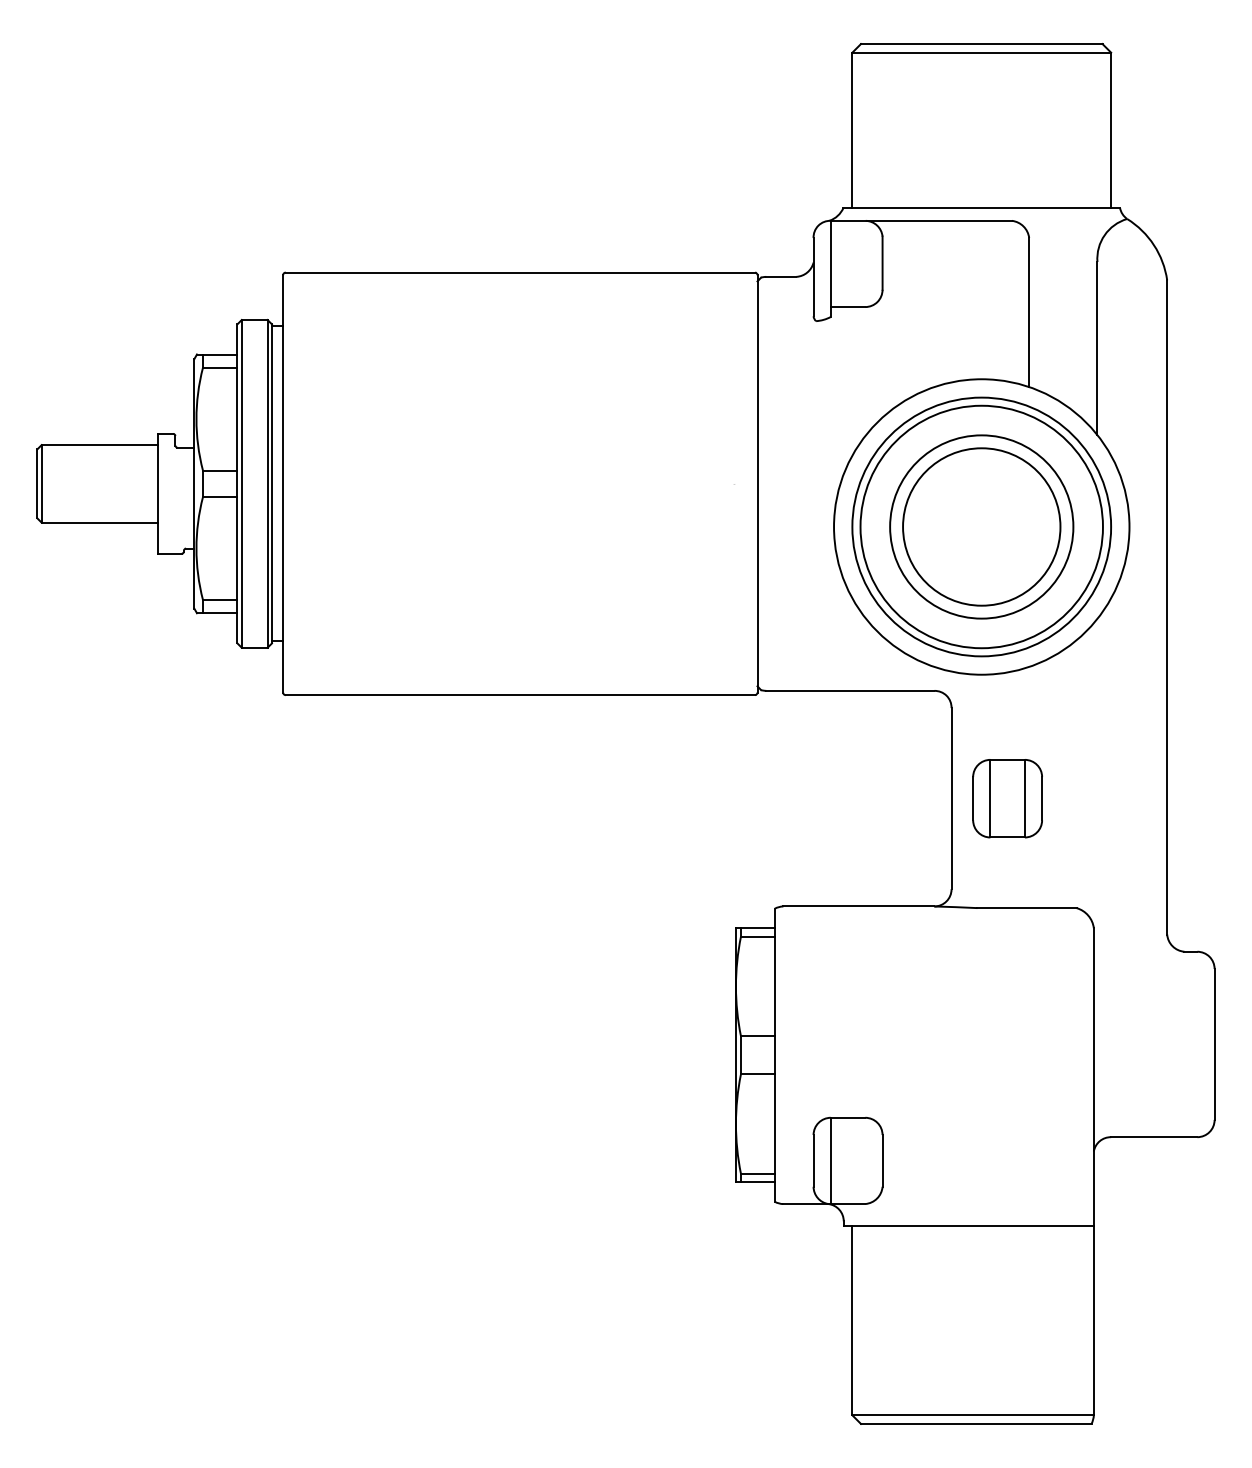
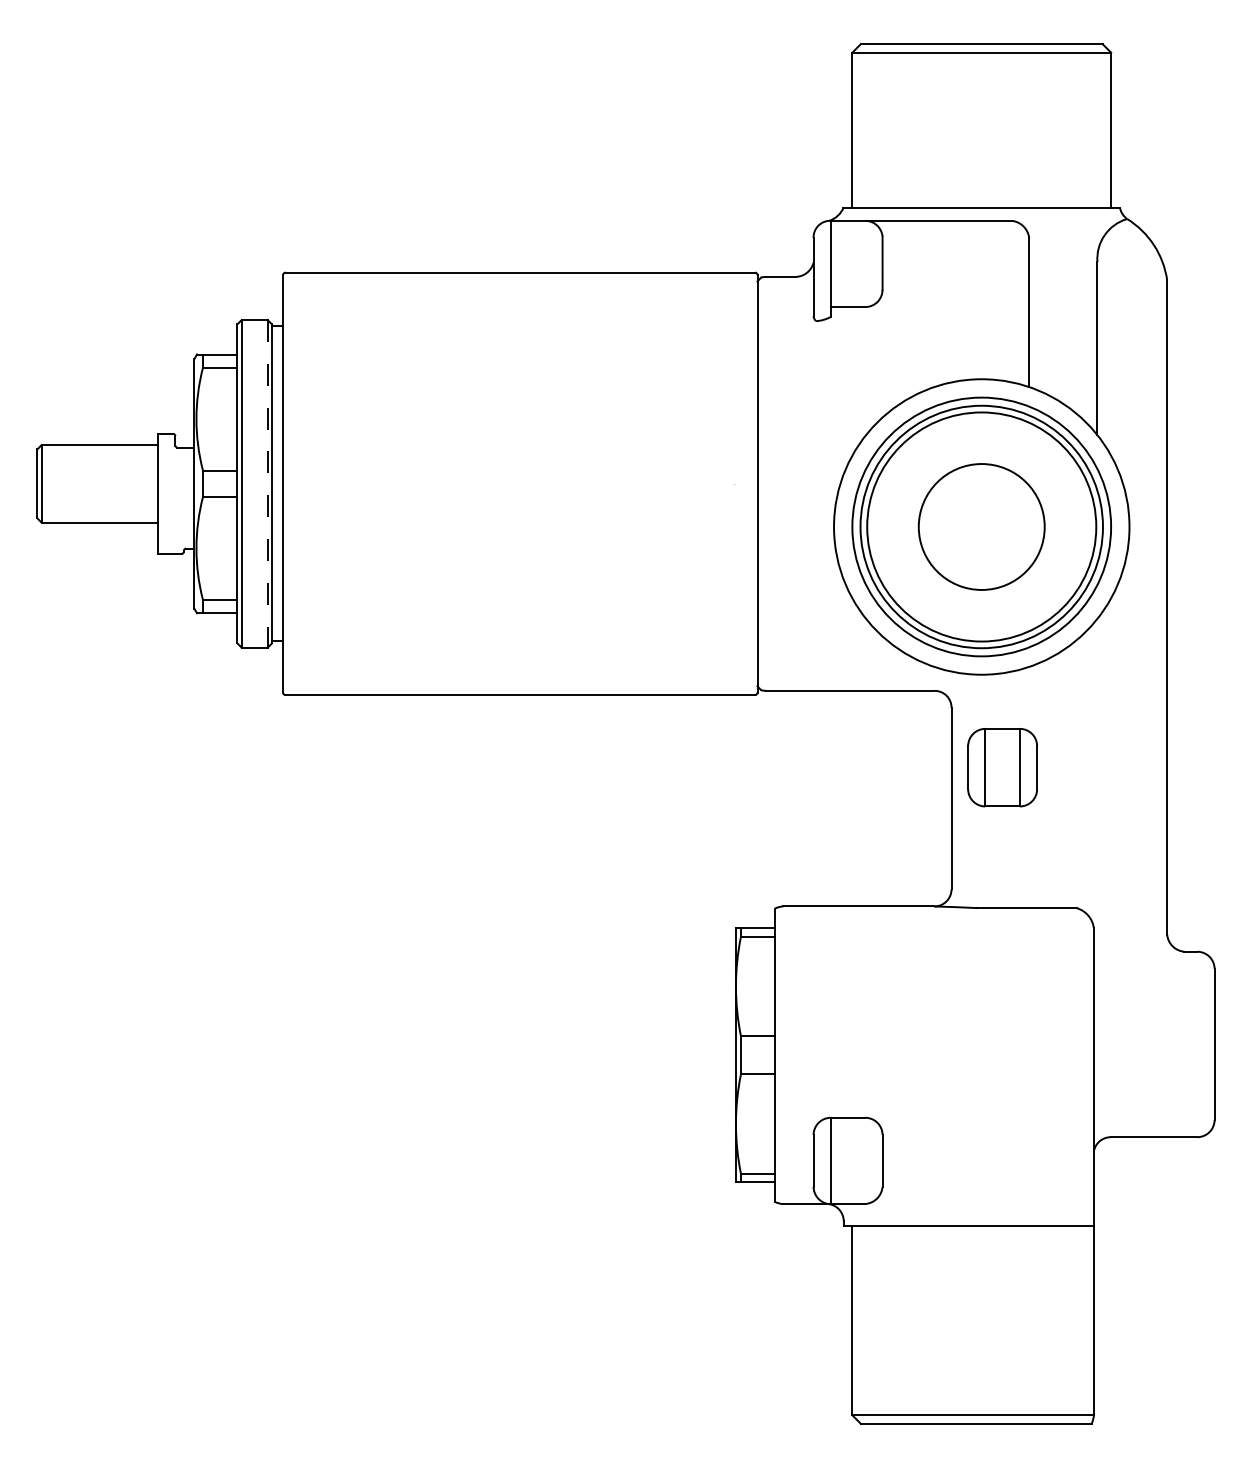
line: solid -> dashed (267, 483)
circle diameter: 157 px -> 126 px (981, 526)
circle diameter: 183 px -> 229 px (981, 526)
part position: (1007, 798) -> (1002, 767) (1002, 767)
